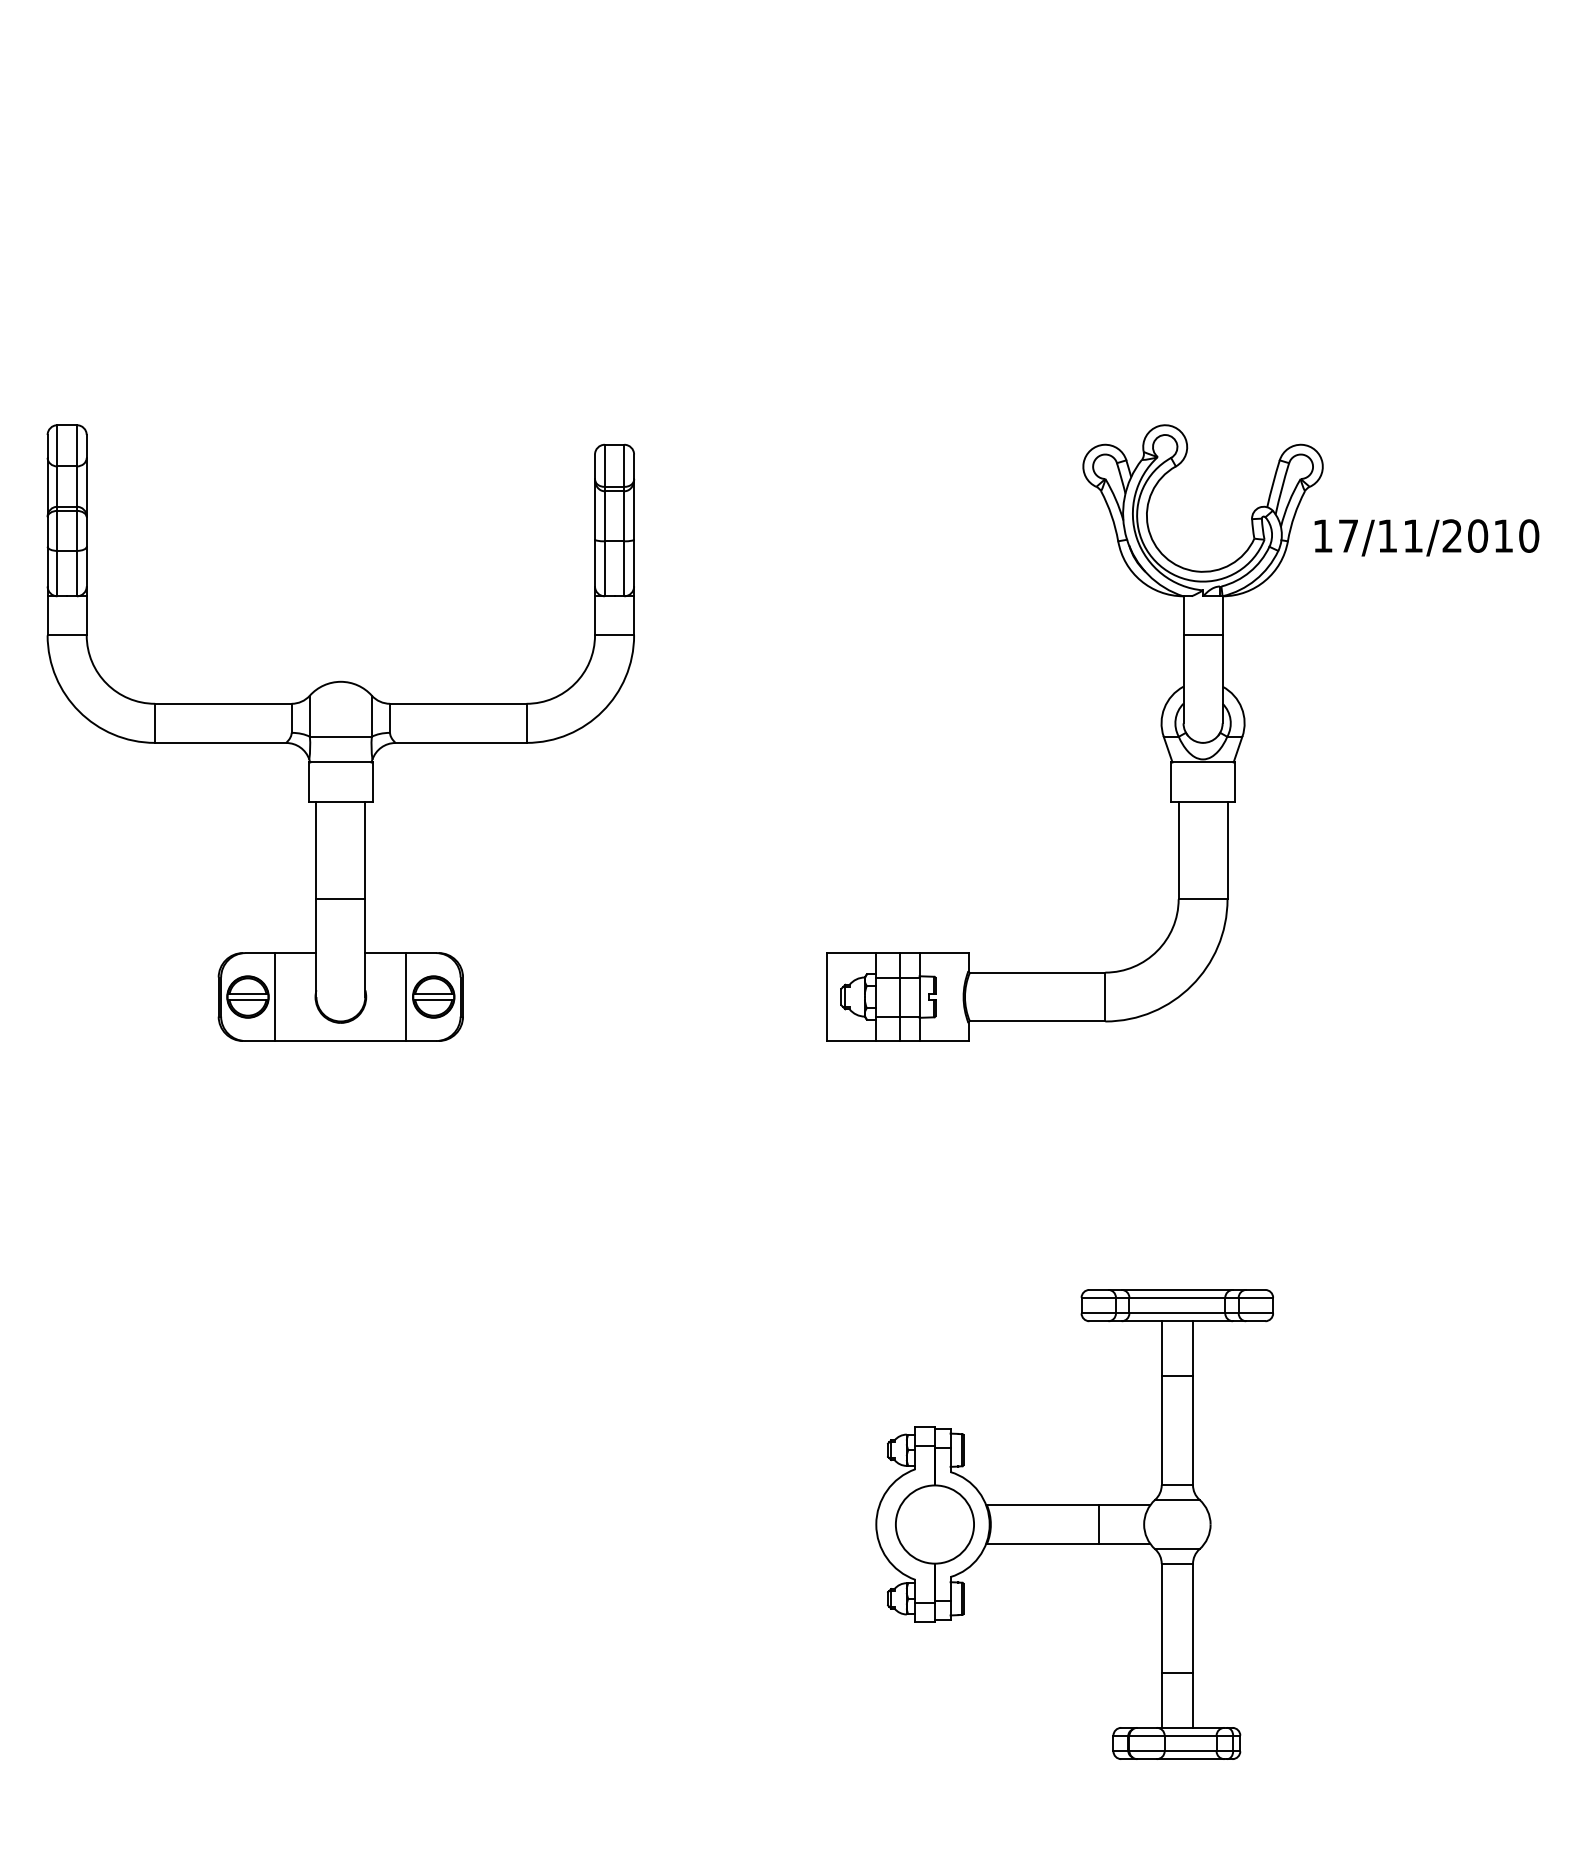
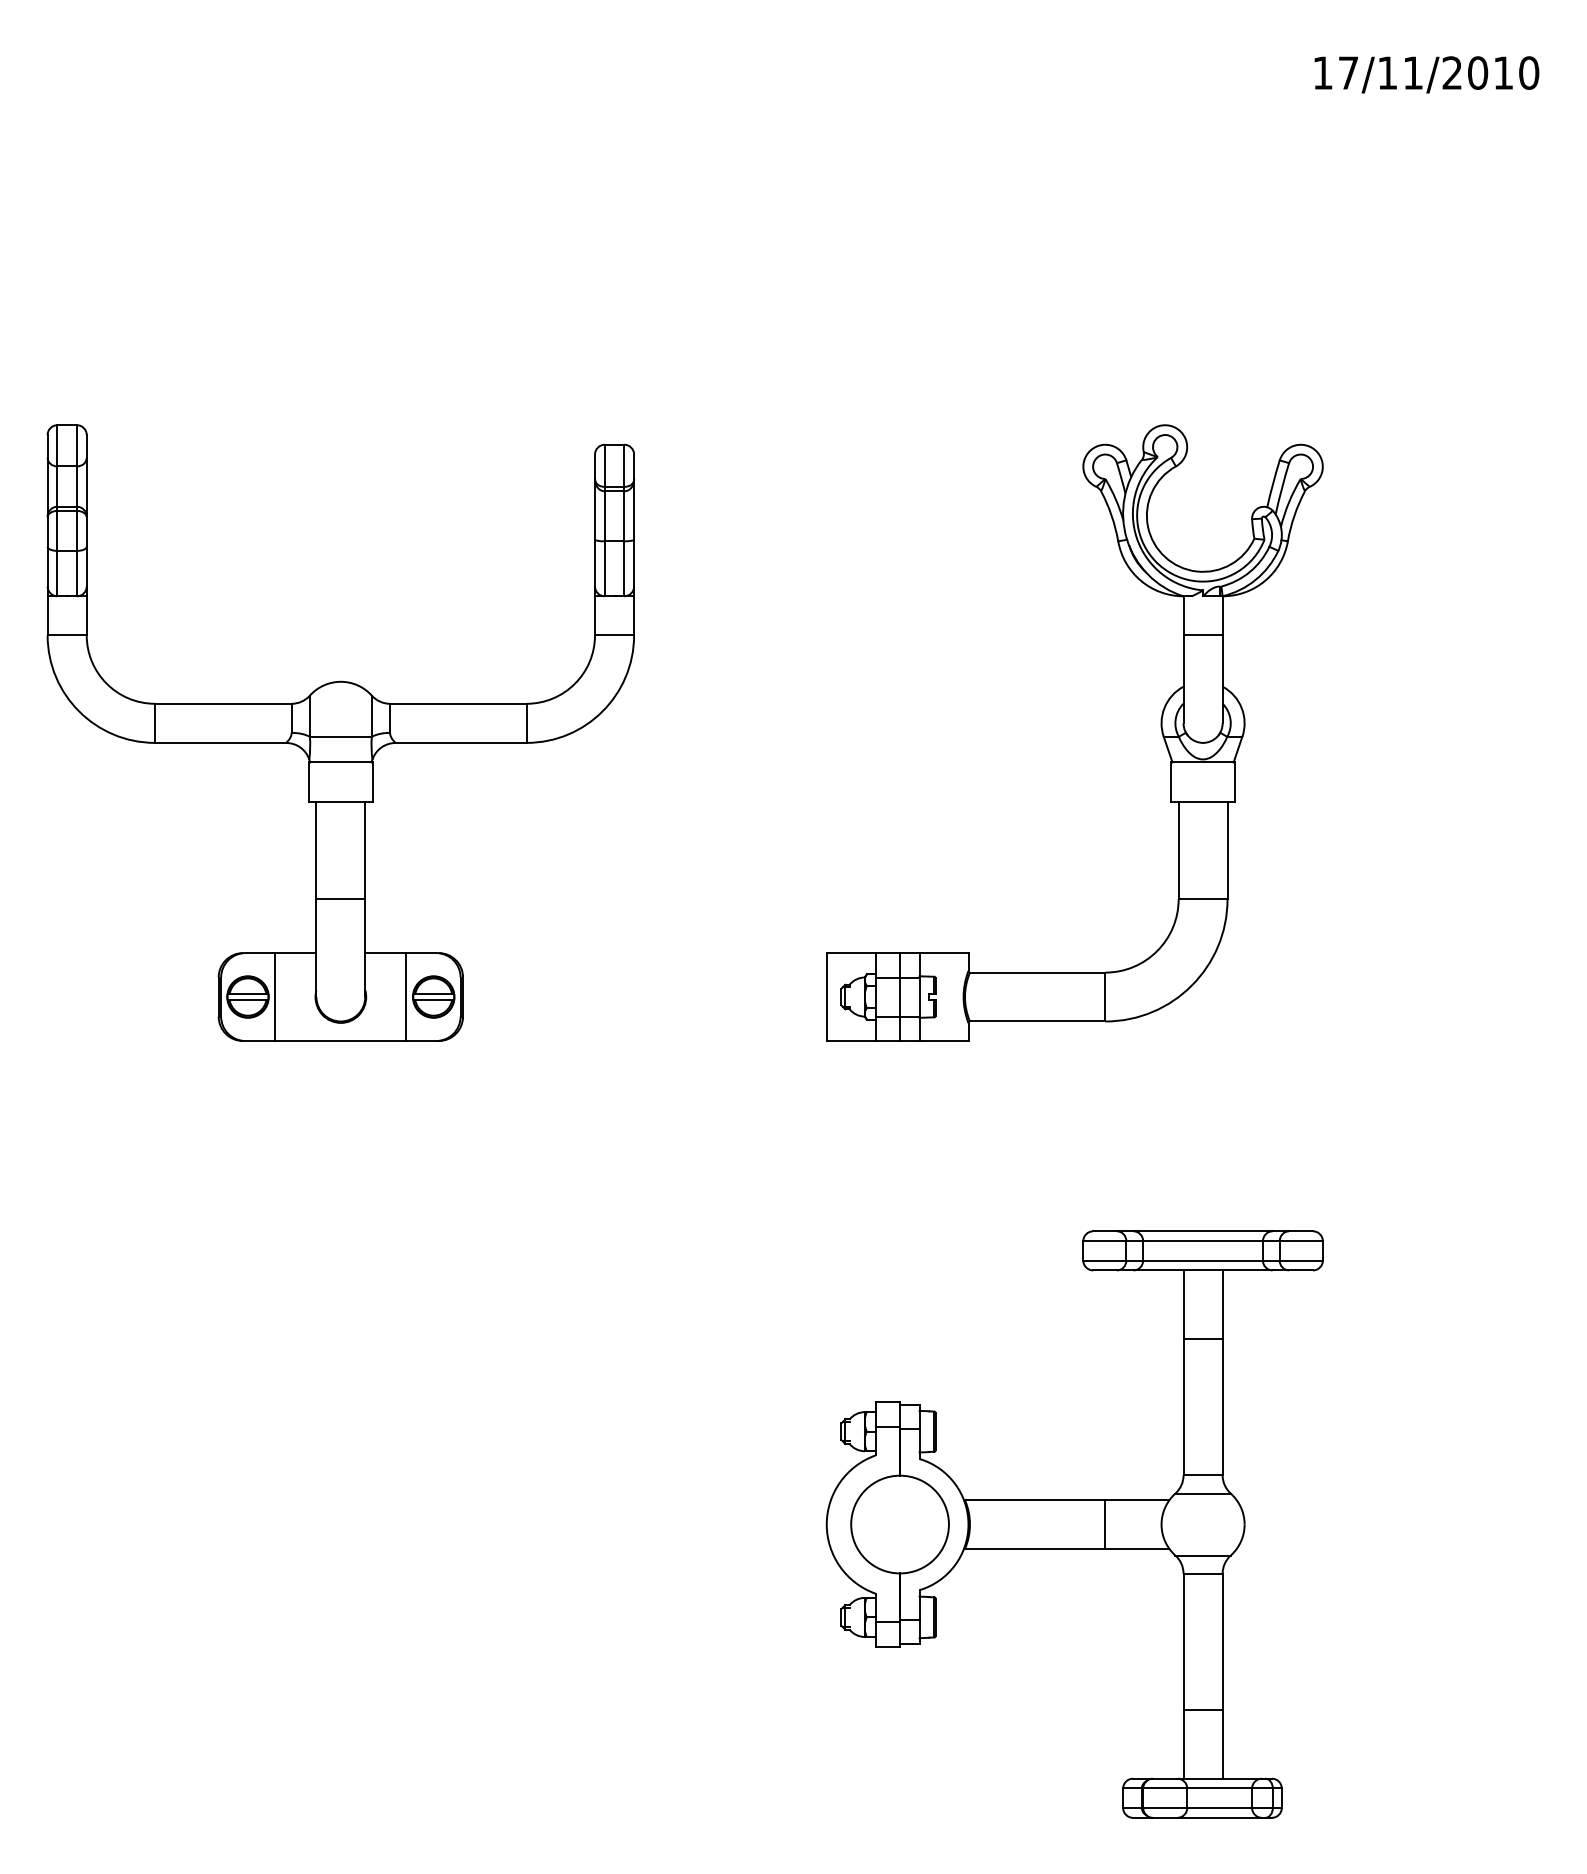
text position: (1426, 537) -> (1426, 74) (1426, 74)
part size: 399x471 px -> 499x589 px (1074, 1524)
